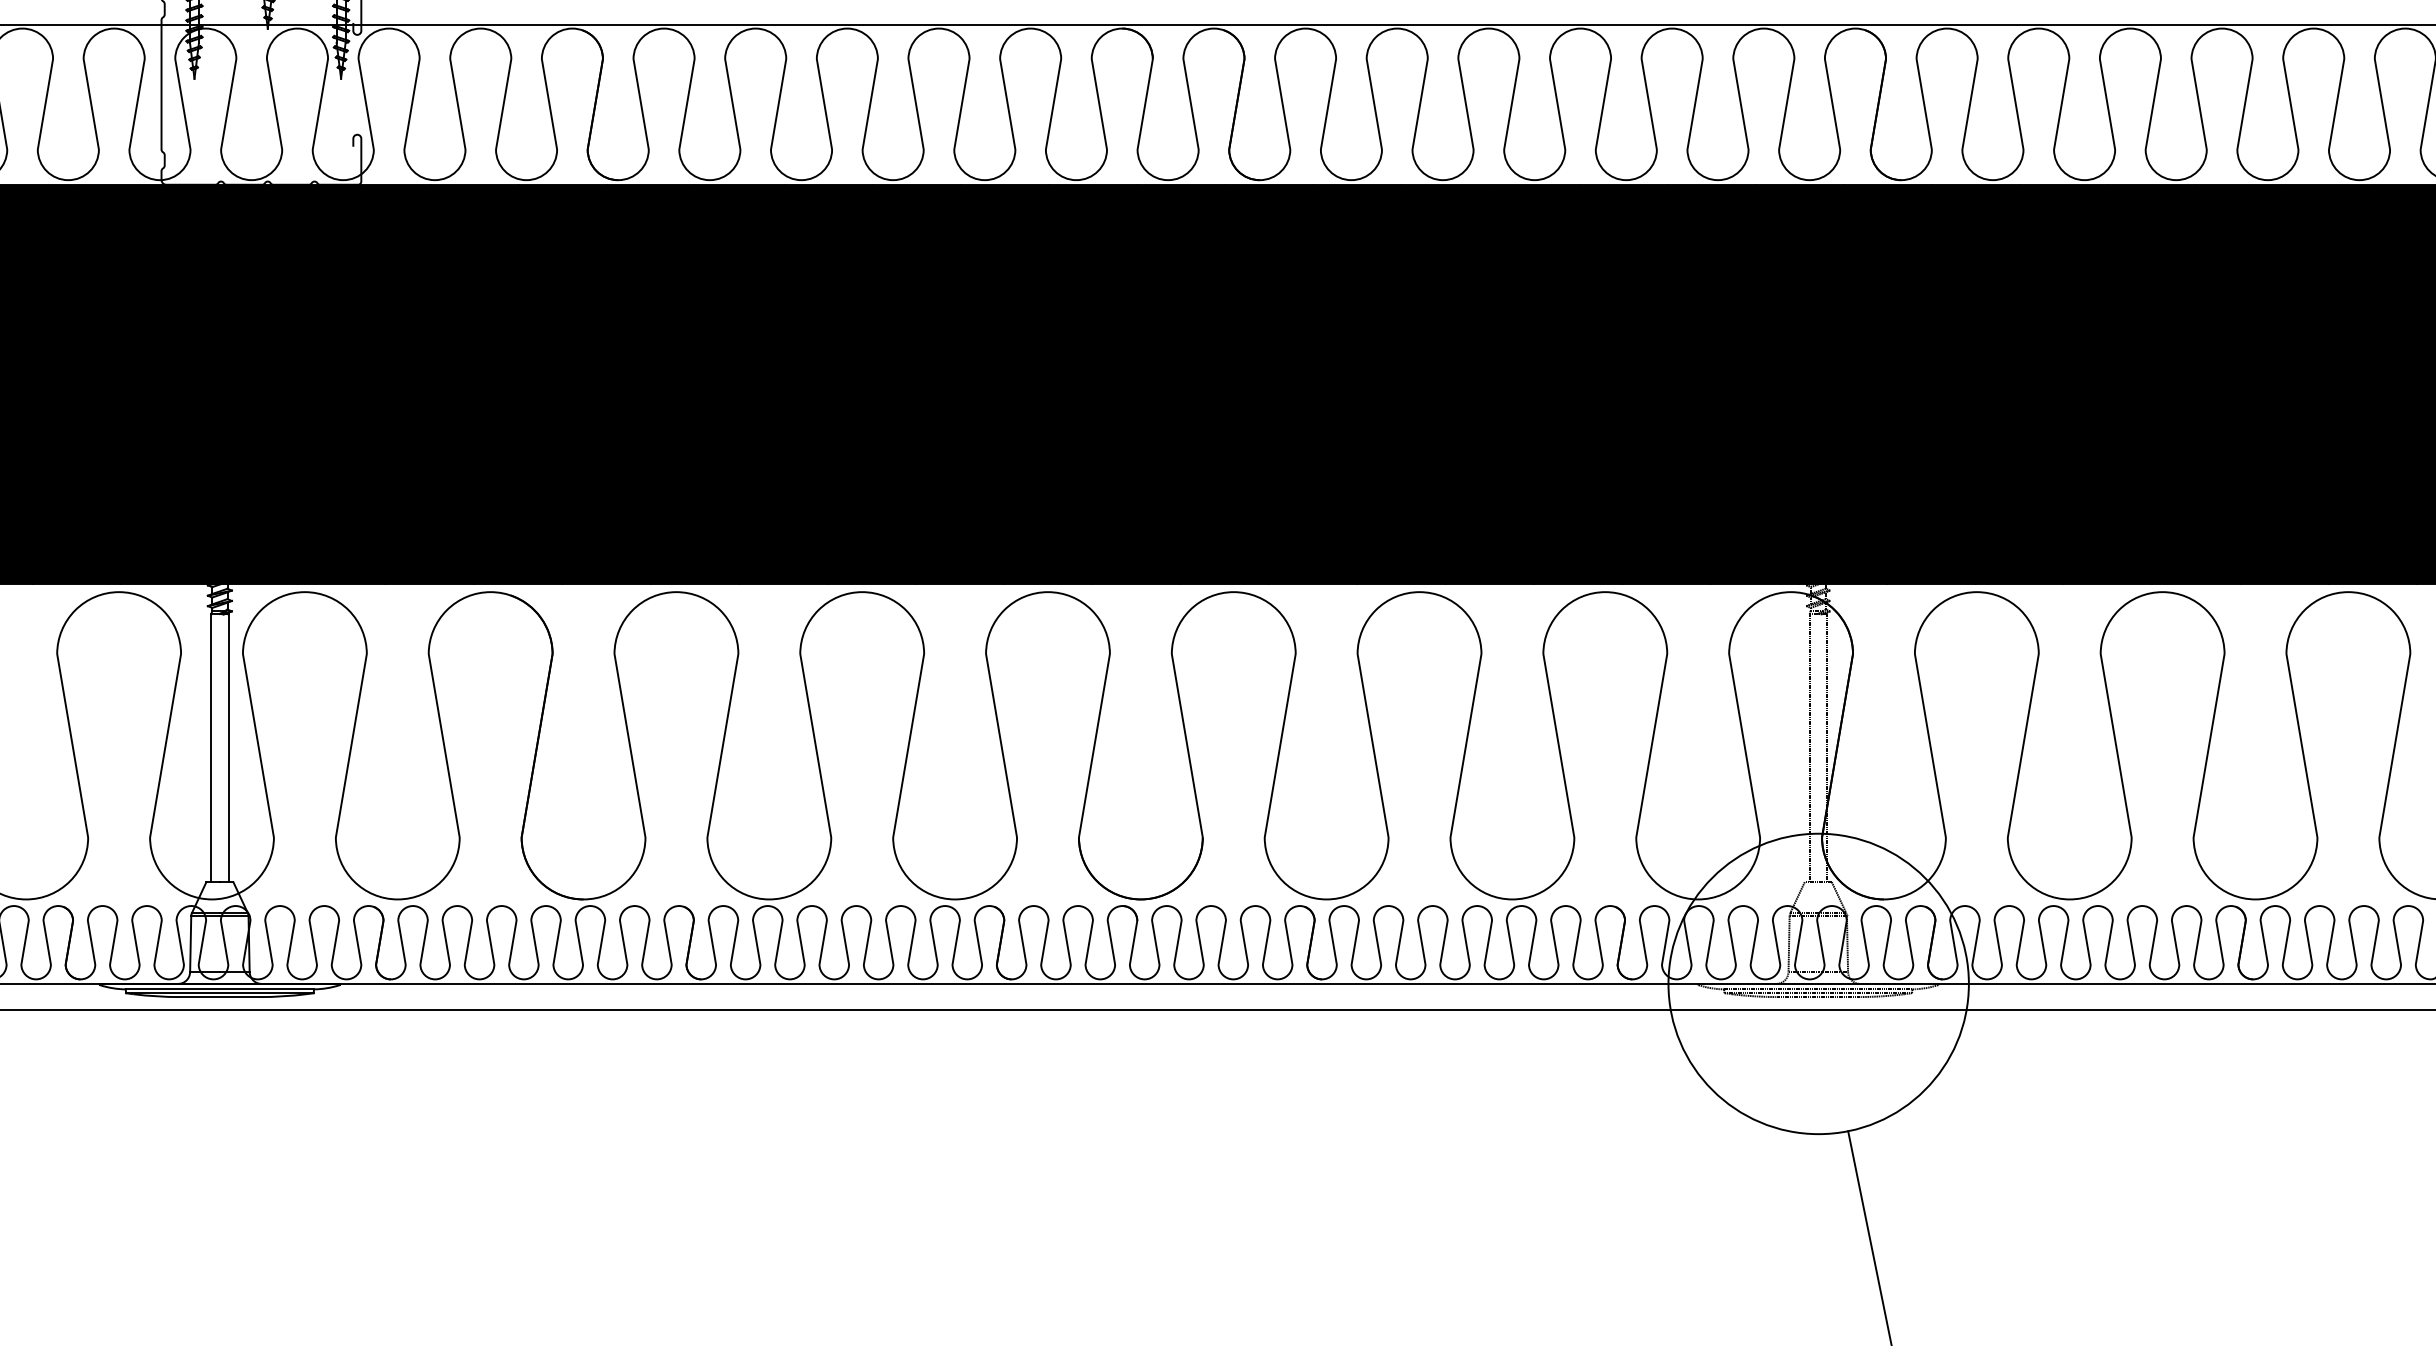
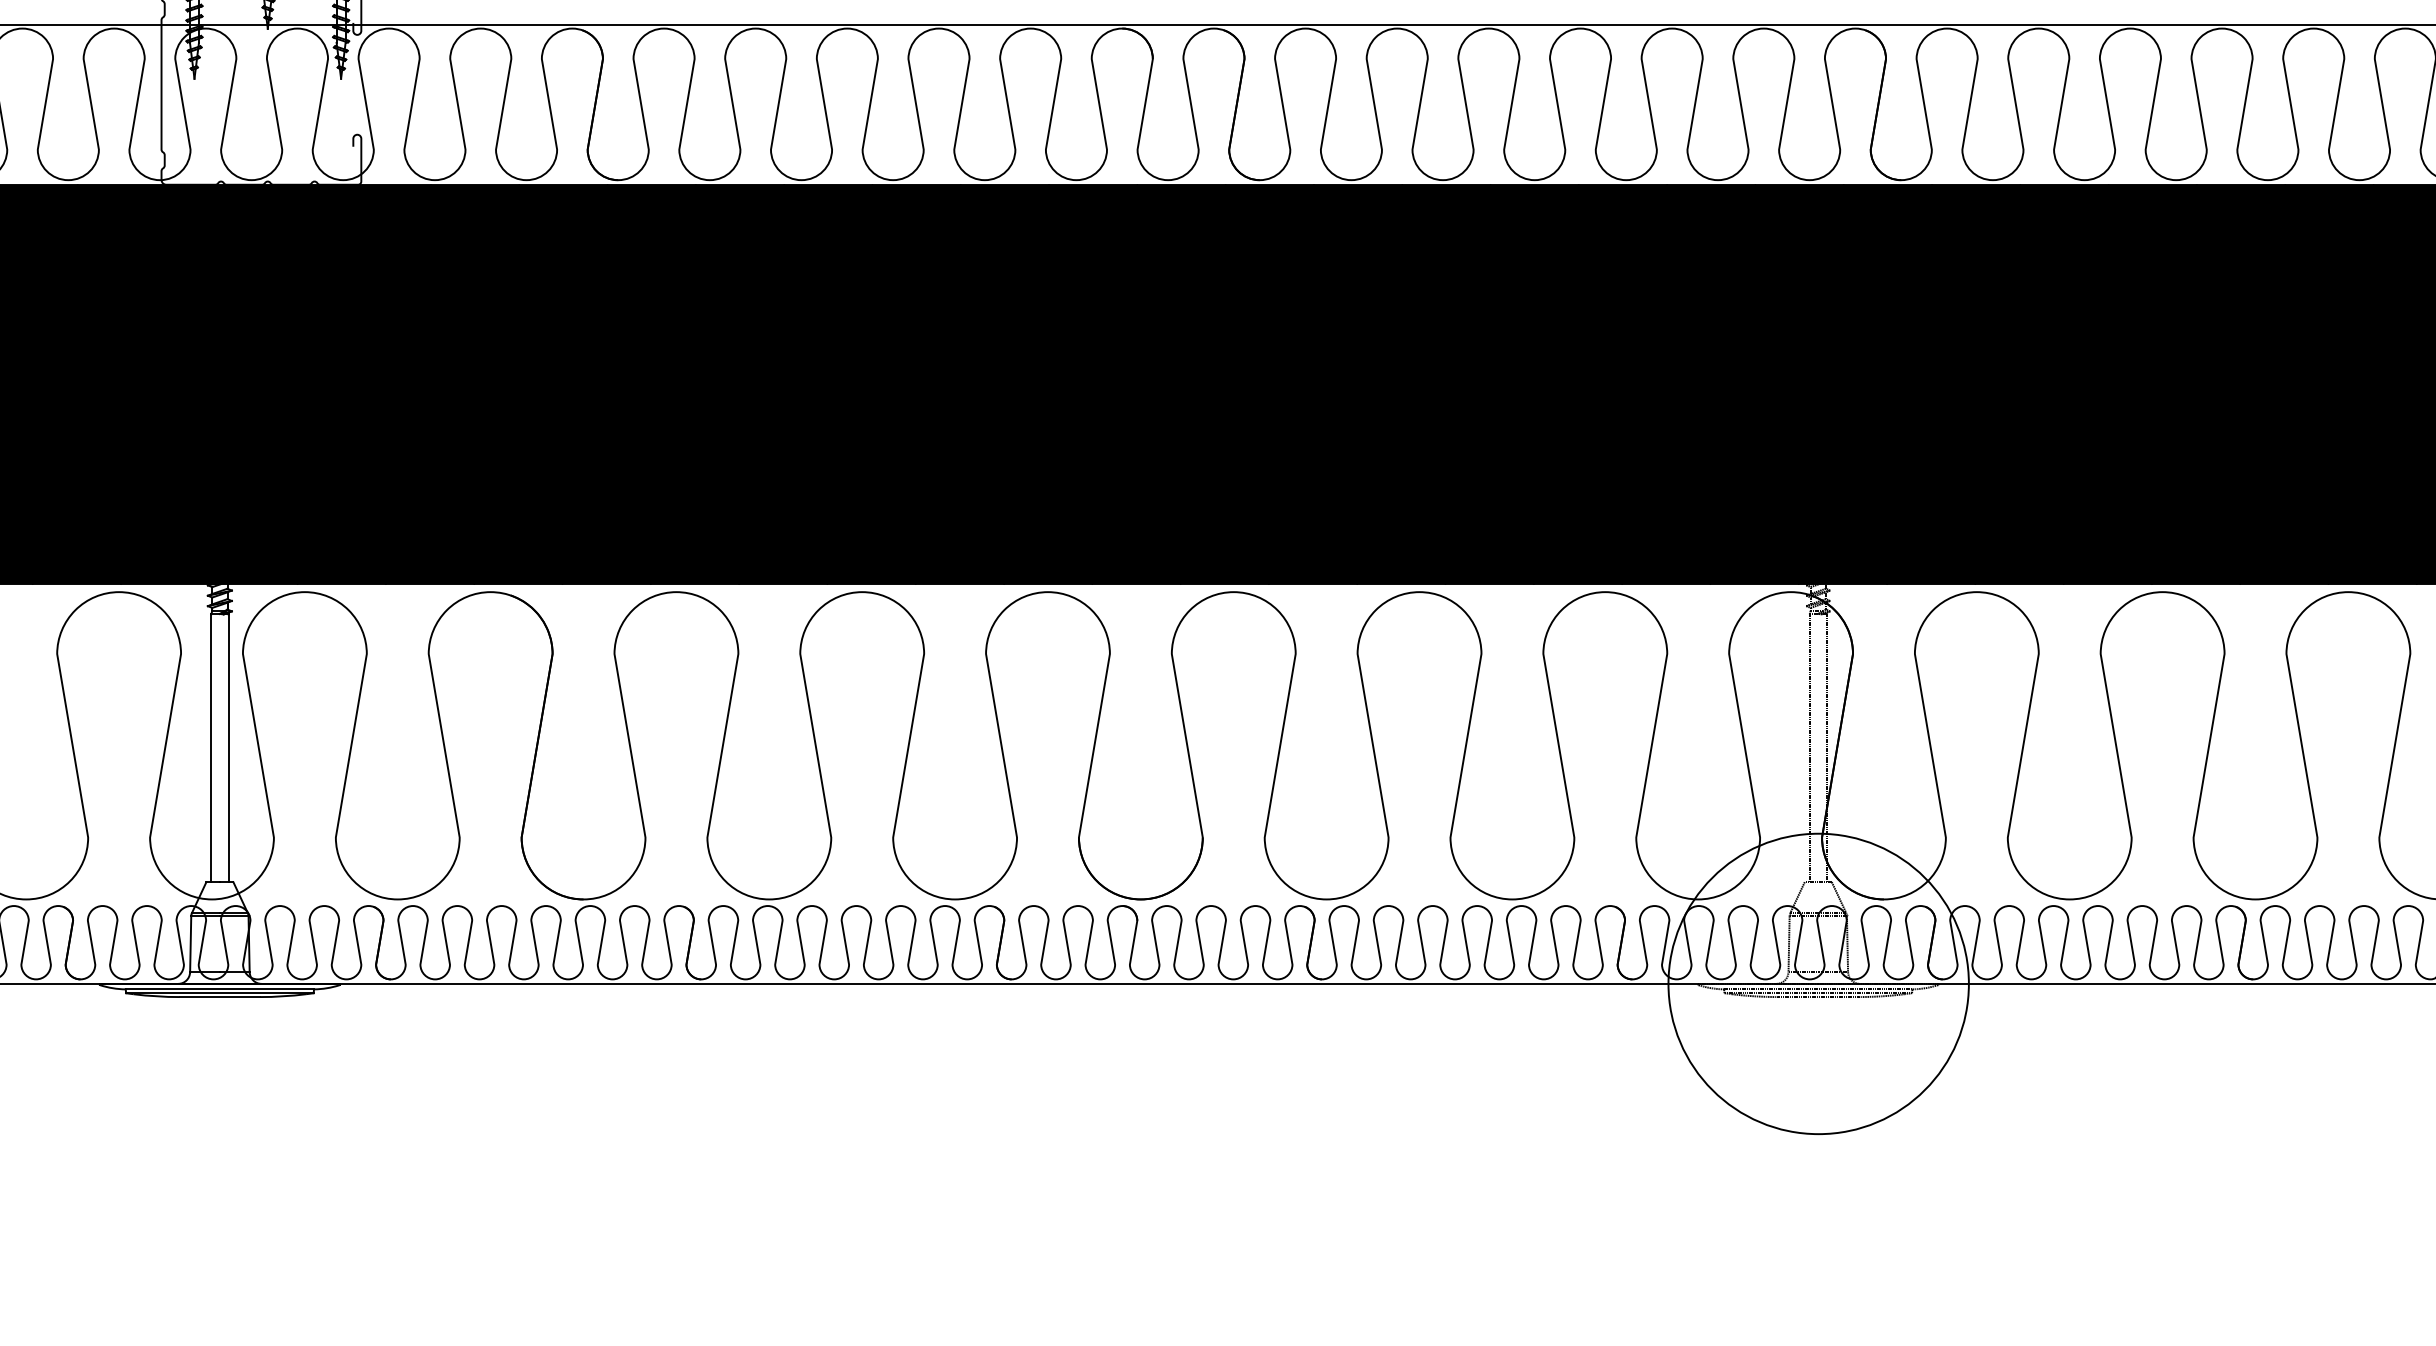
line: present -> none (1217, 1009)
line: present -> none (1869, 1236)
